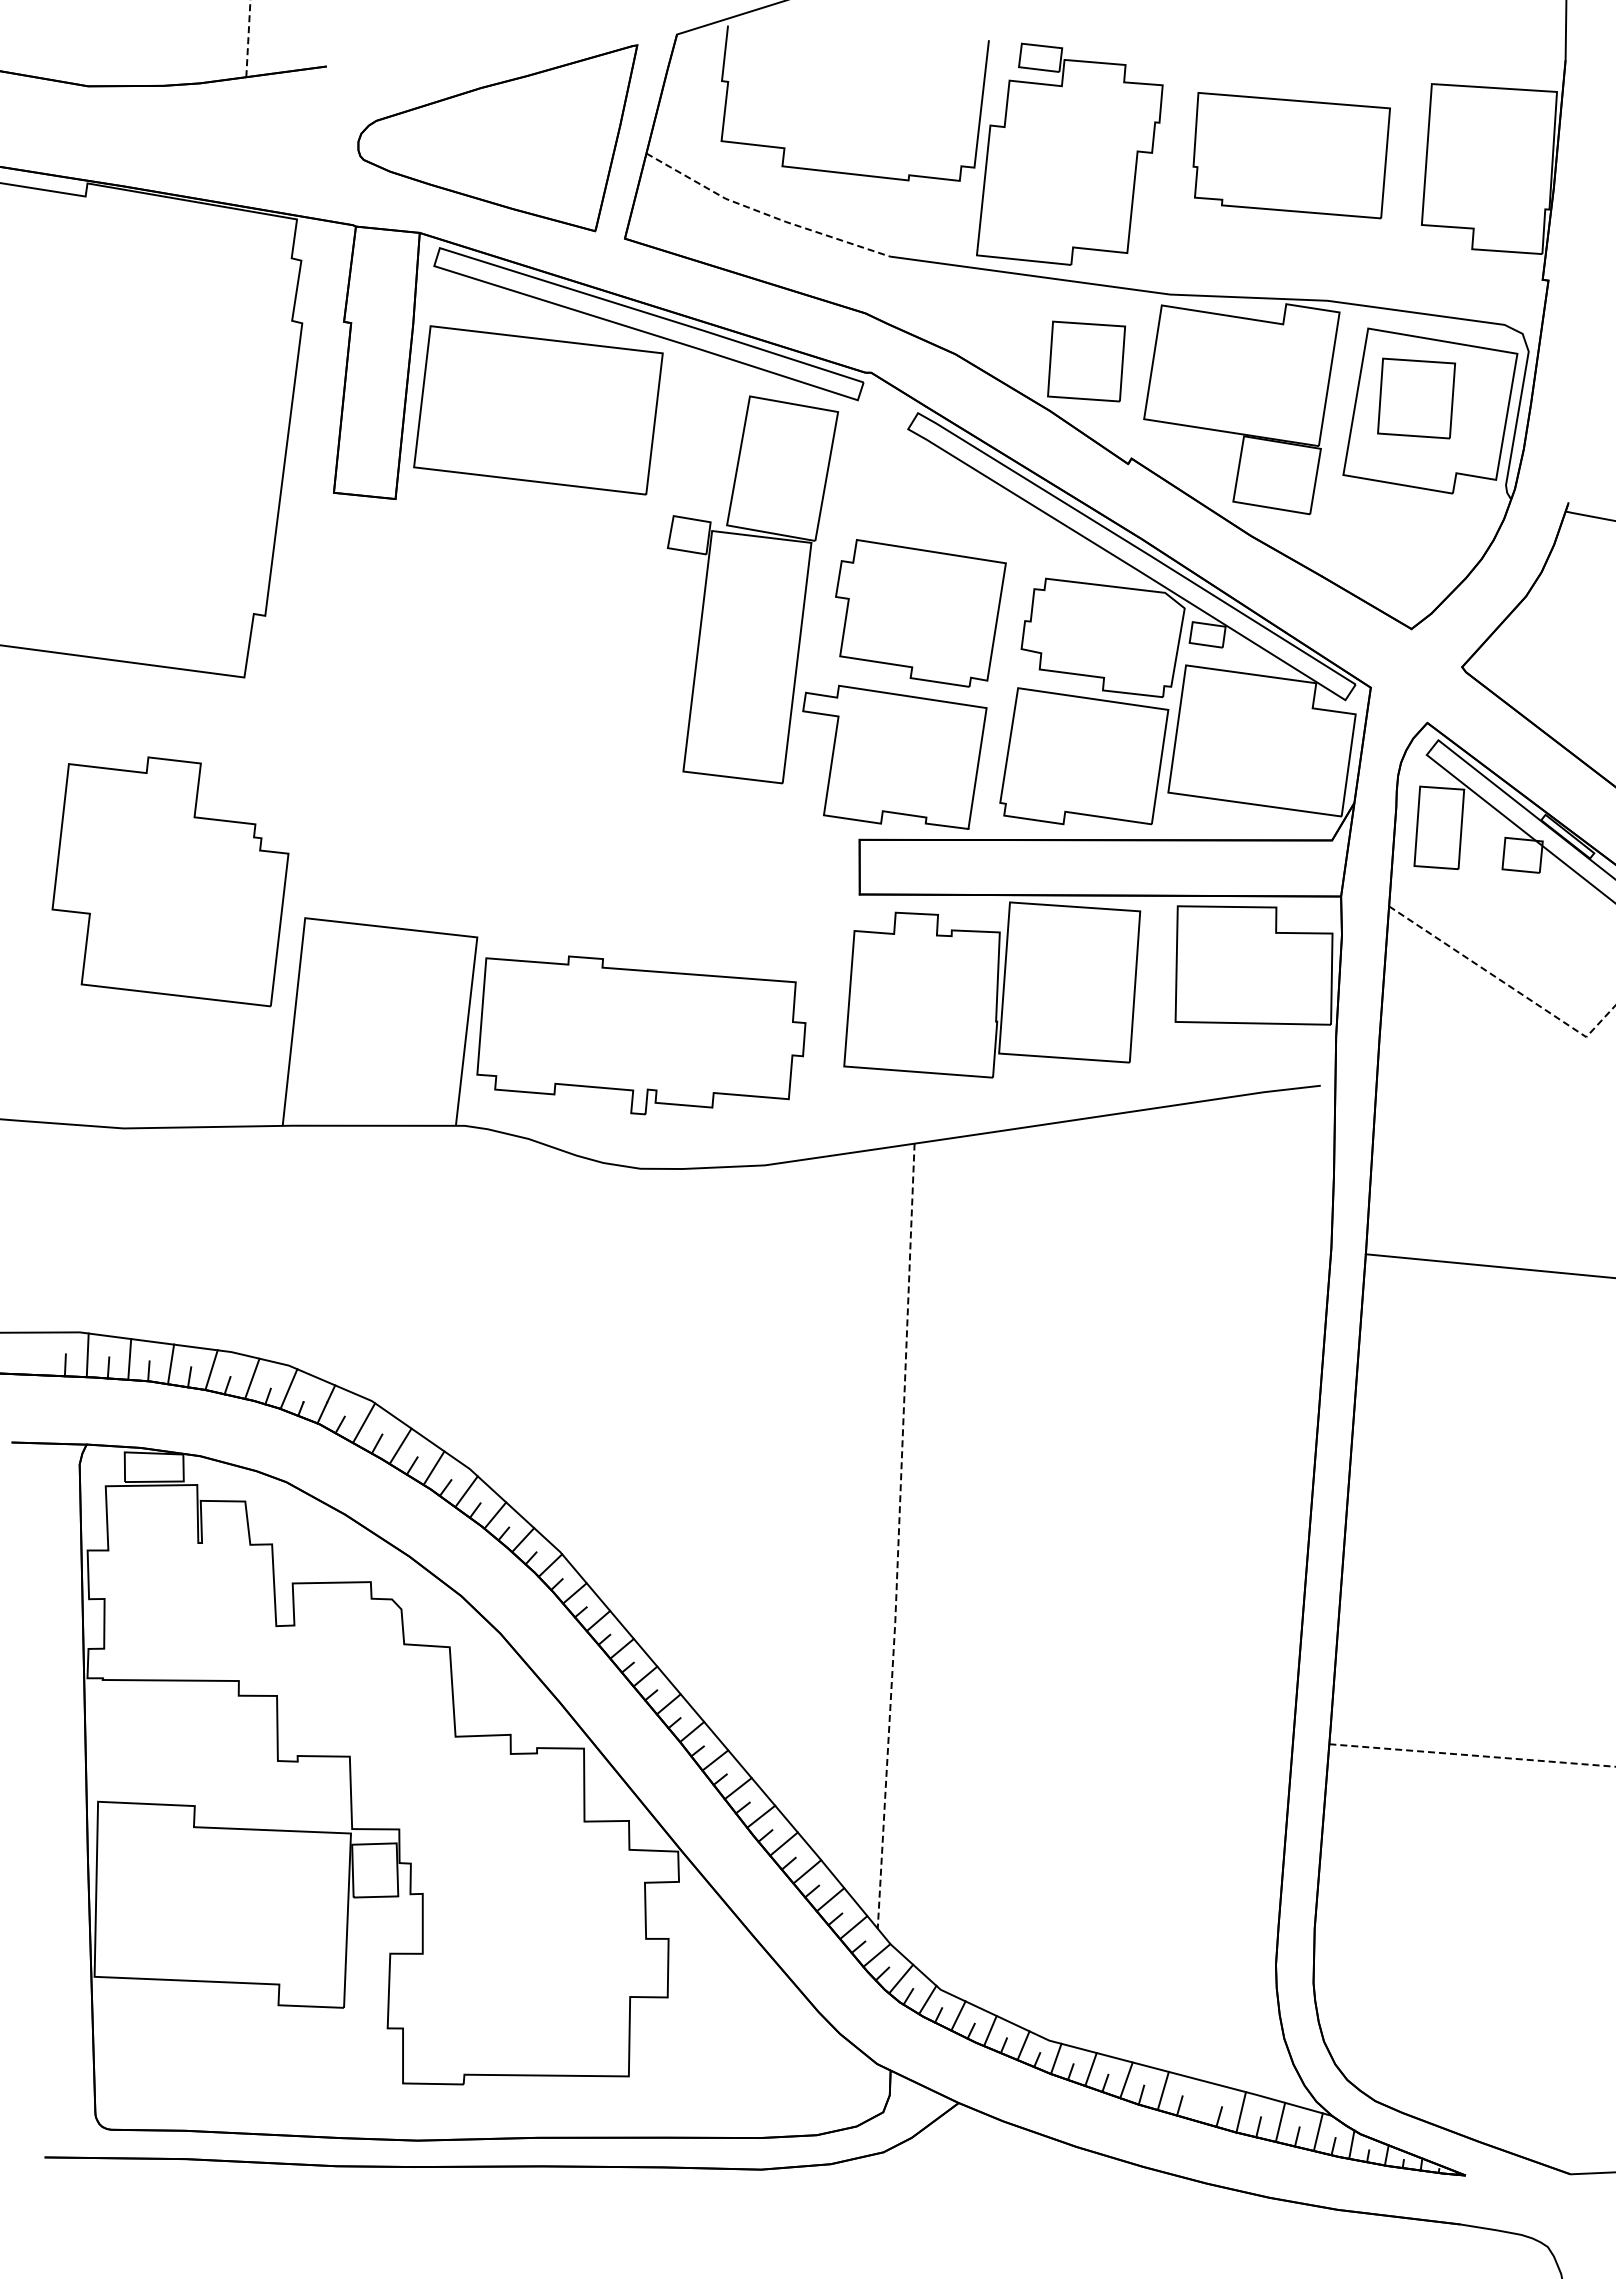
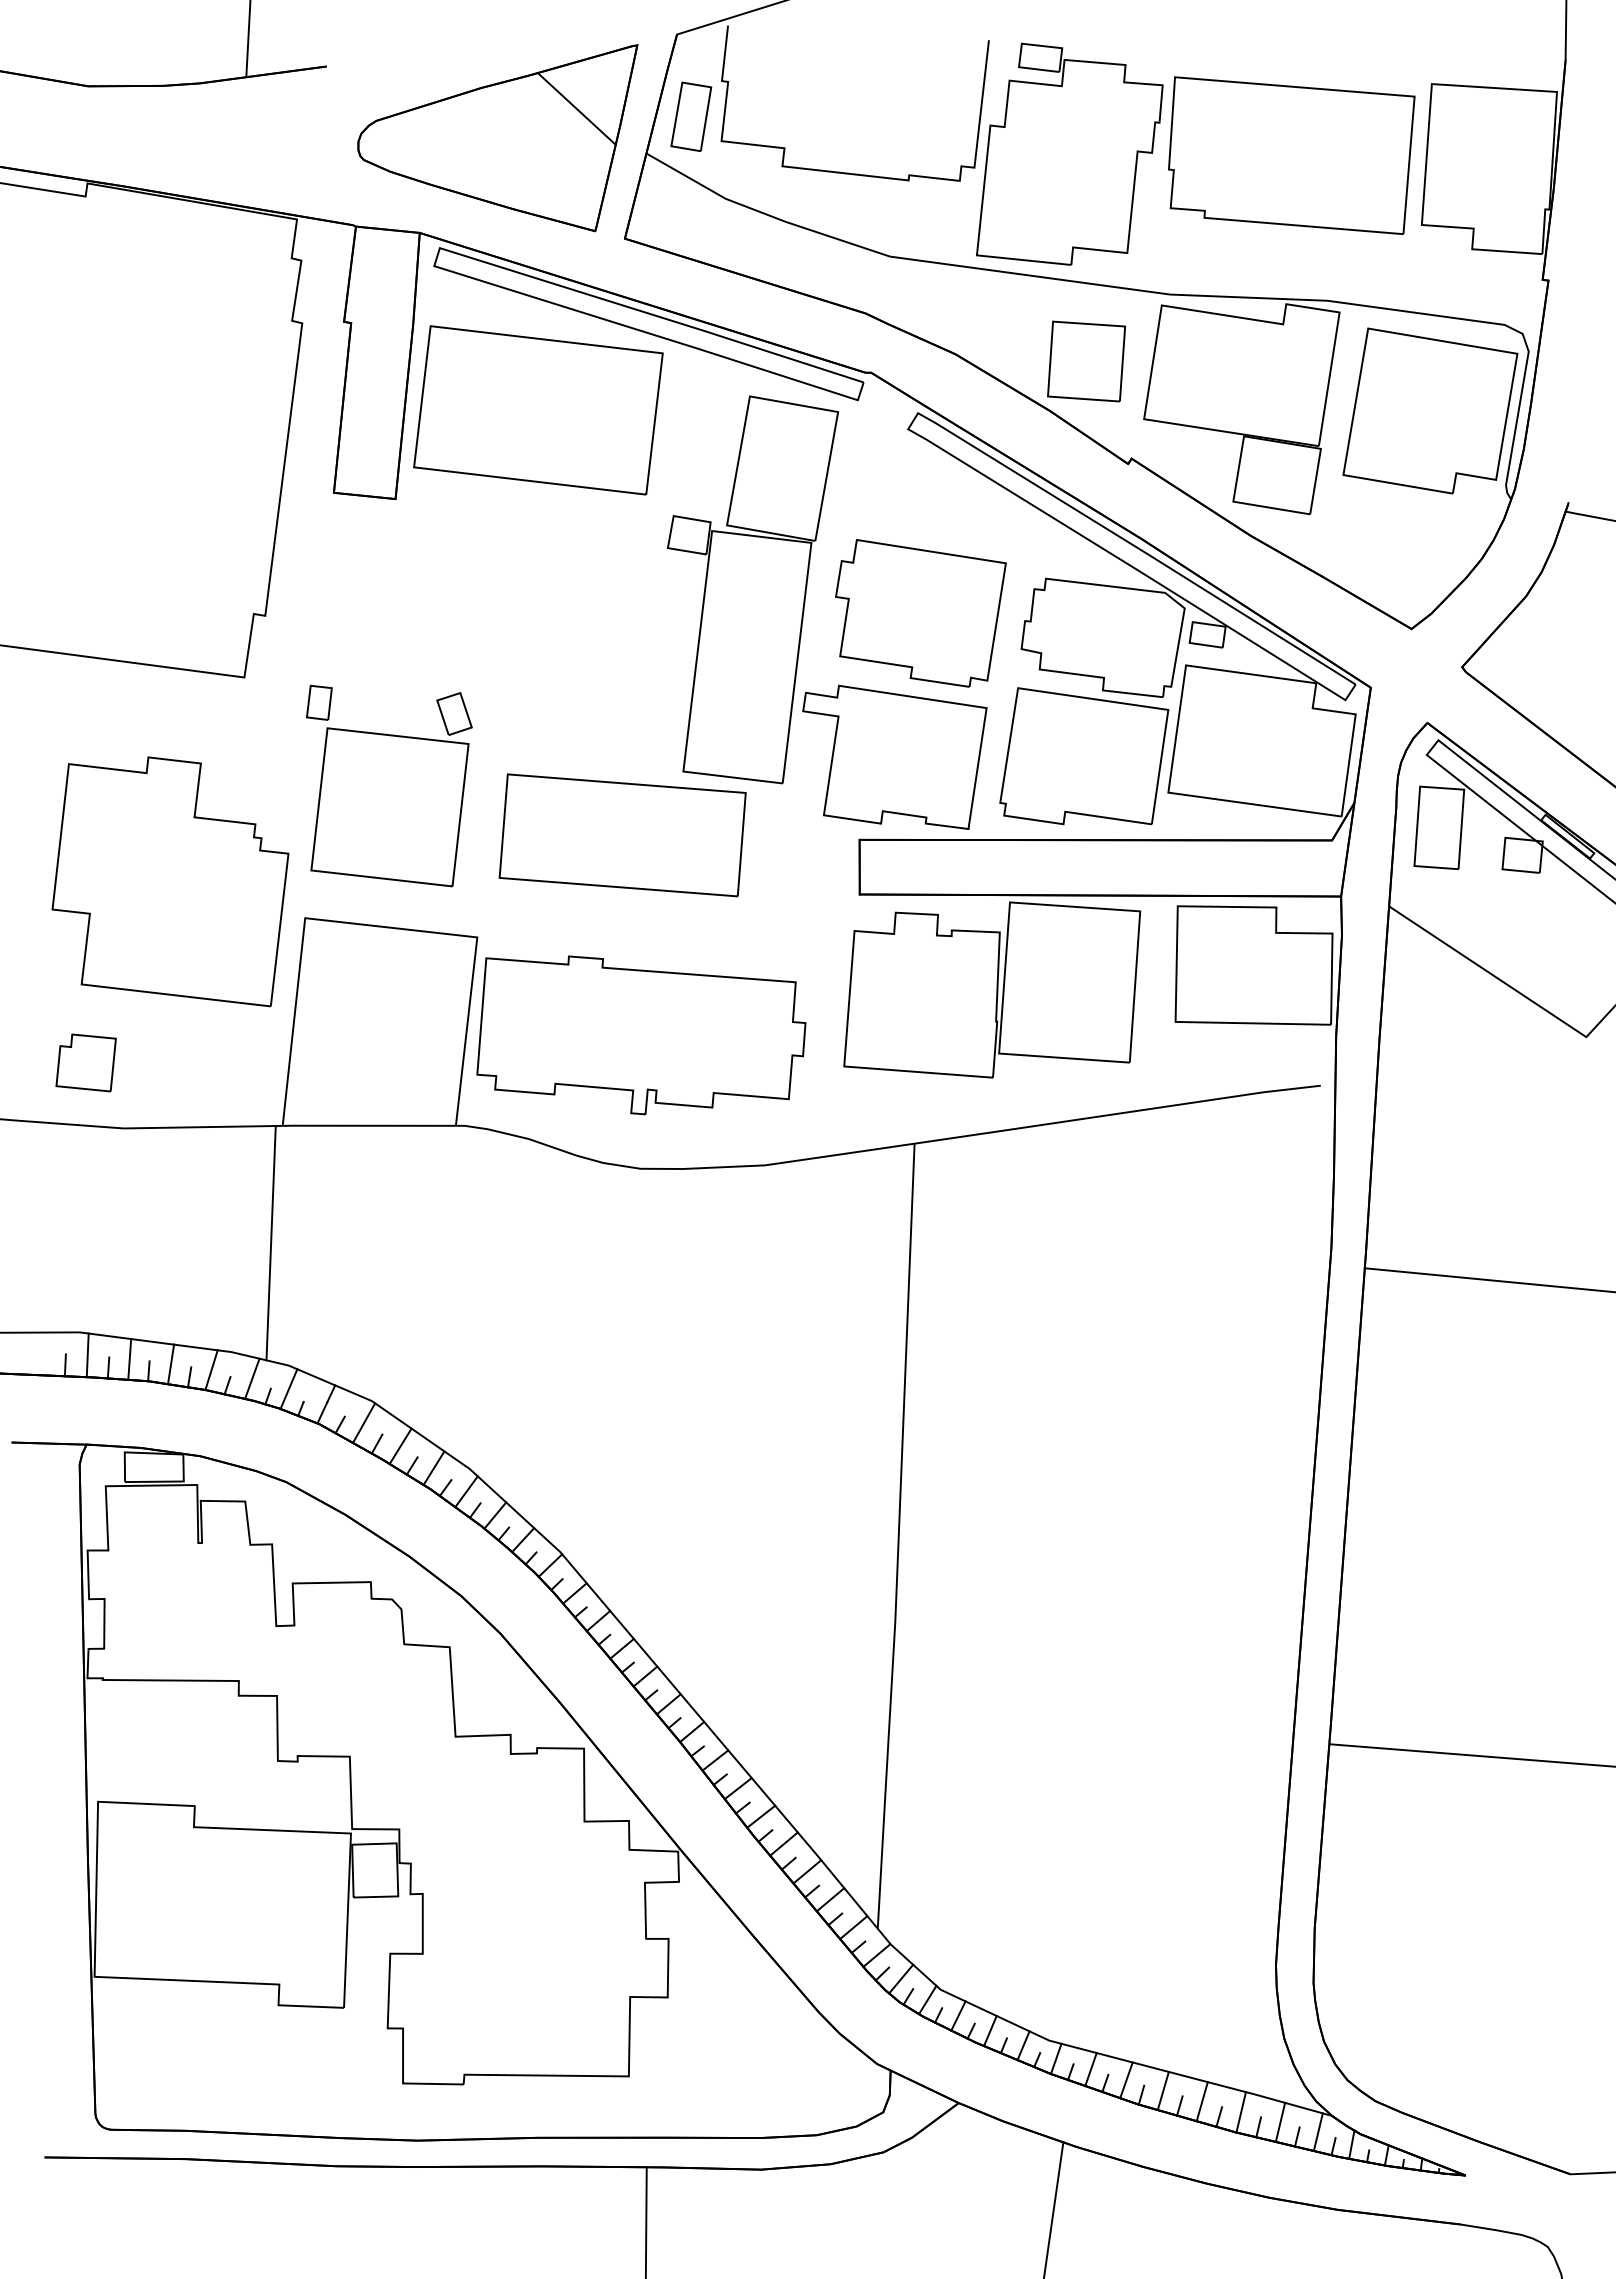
line: dashed -> solid (248, 38)
line: none -> present (576, 108)
part: none -> present (691, 116)
part size: 199x128 px -> 248x159 px (1291, 155)
line: dashed -> solid (764, 213)
part: present -> none (1416, 398)
part: none -> present (389, 785)
part: none -> present (622, 835)
line: dashed -> solid (1506, 984)
part: none -> present (85, 1062)
line: none -> present (270, 1242)
line position: (1488, 1265) -> (1488, 1279) (1488, 1279)
line: dashed -> solid (898, 1538)
line: dashed -> solid (1472, 1755)
line: none -> present (1201, 2101)
line: none -> present (1053, 2208)
line: none -> present (645, 2221)
